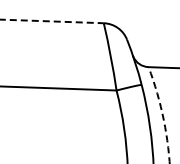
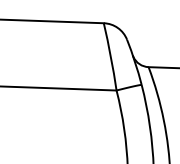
line: dashed -> solid (51, 21)
arc: dashed -> solid (162, 114)
